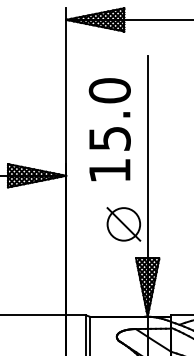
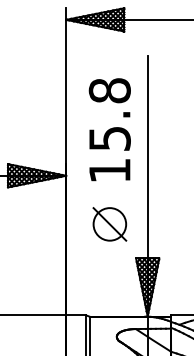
text: 15.0 -> 15.8 (109, 90)
part position: (123, 224) -> (109, 224) (109, 224)
